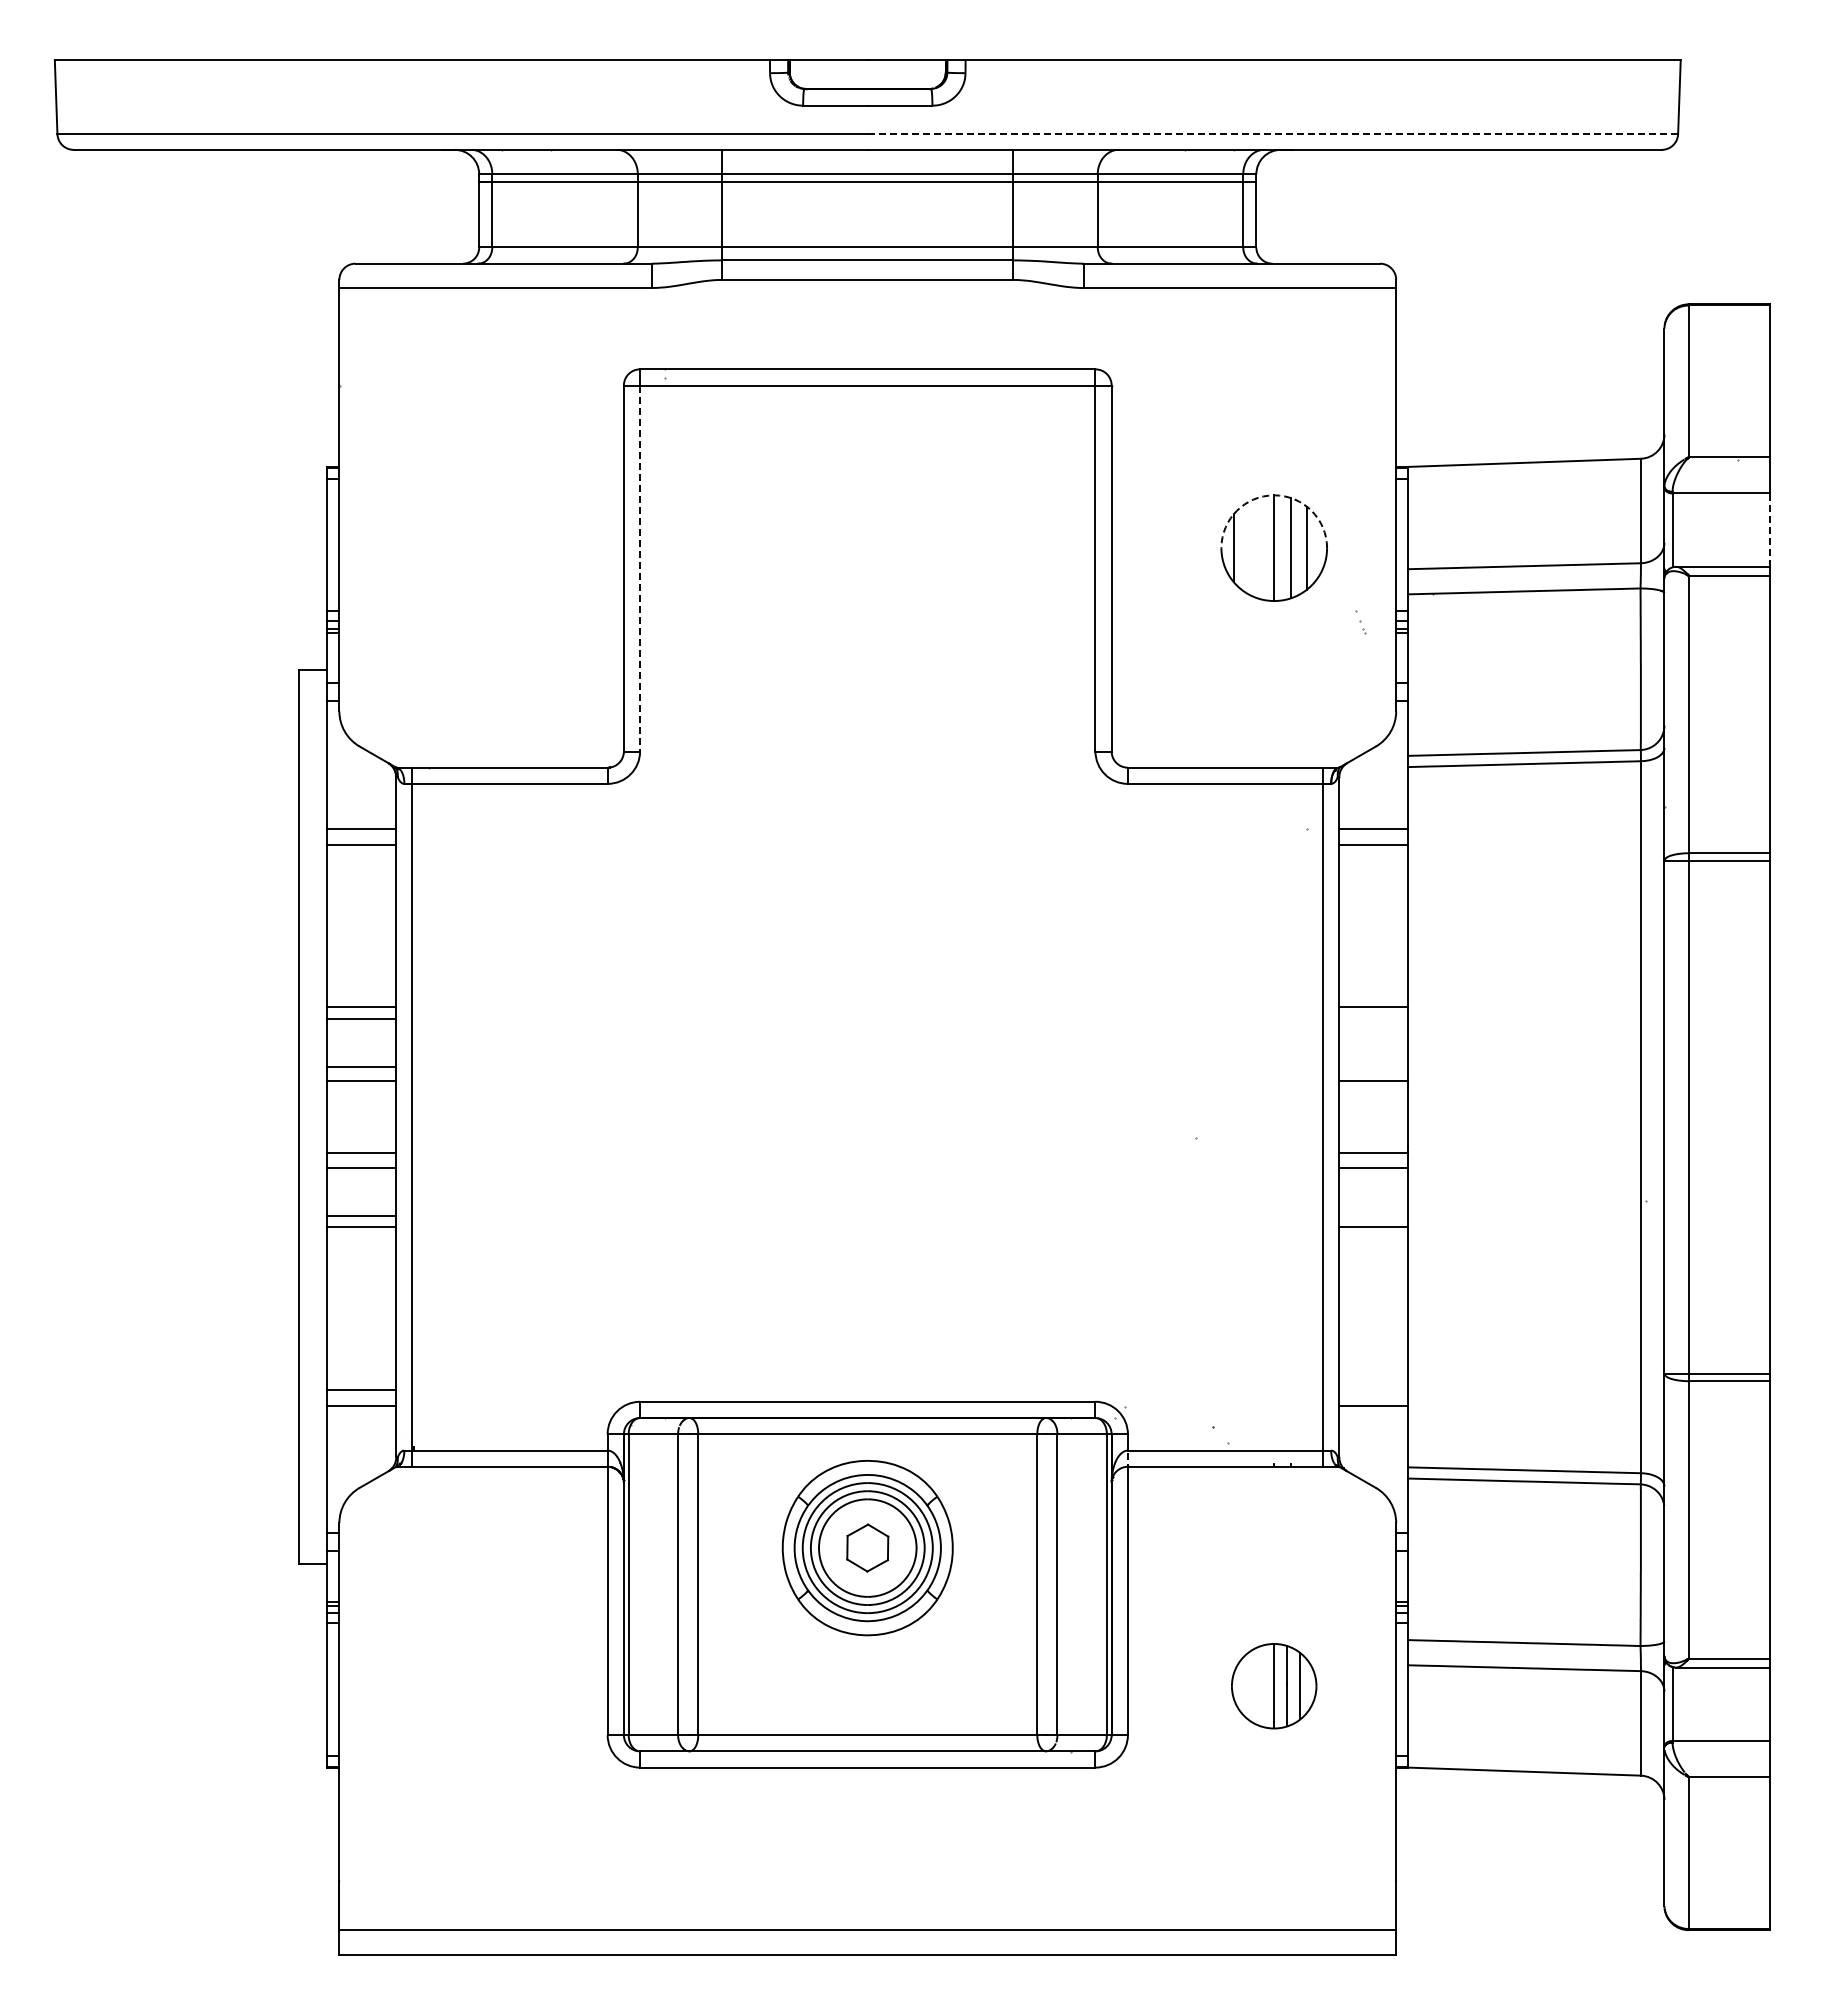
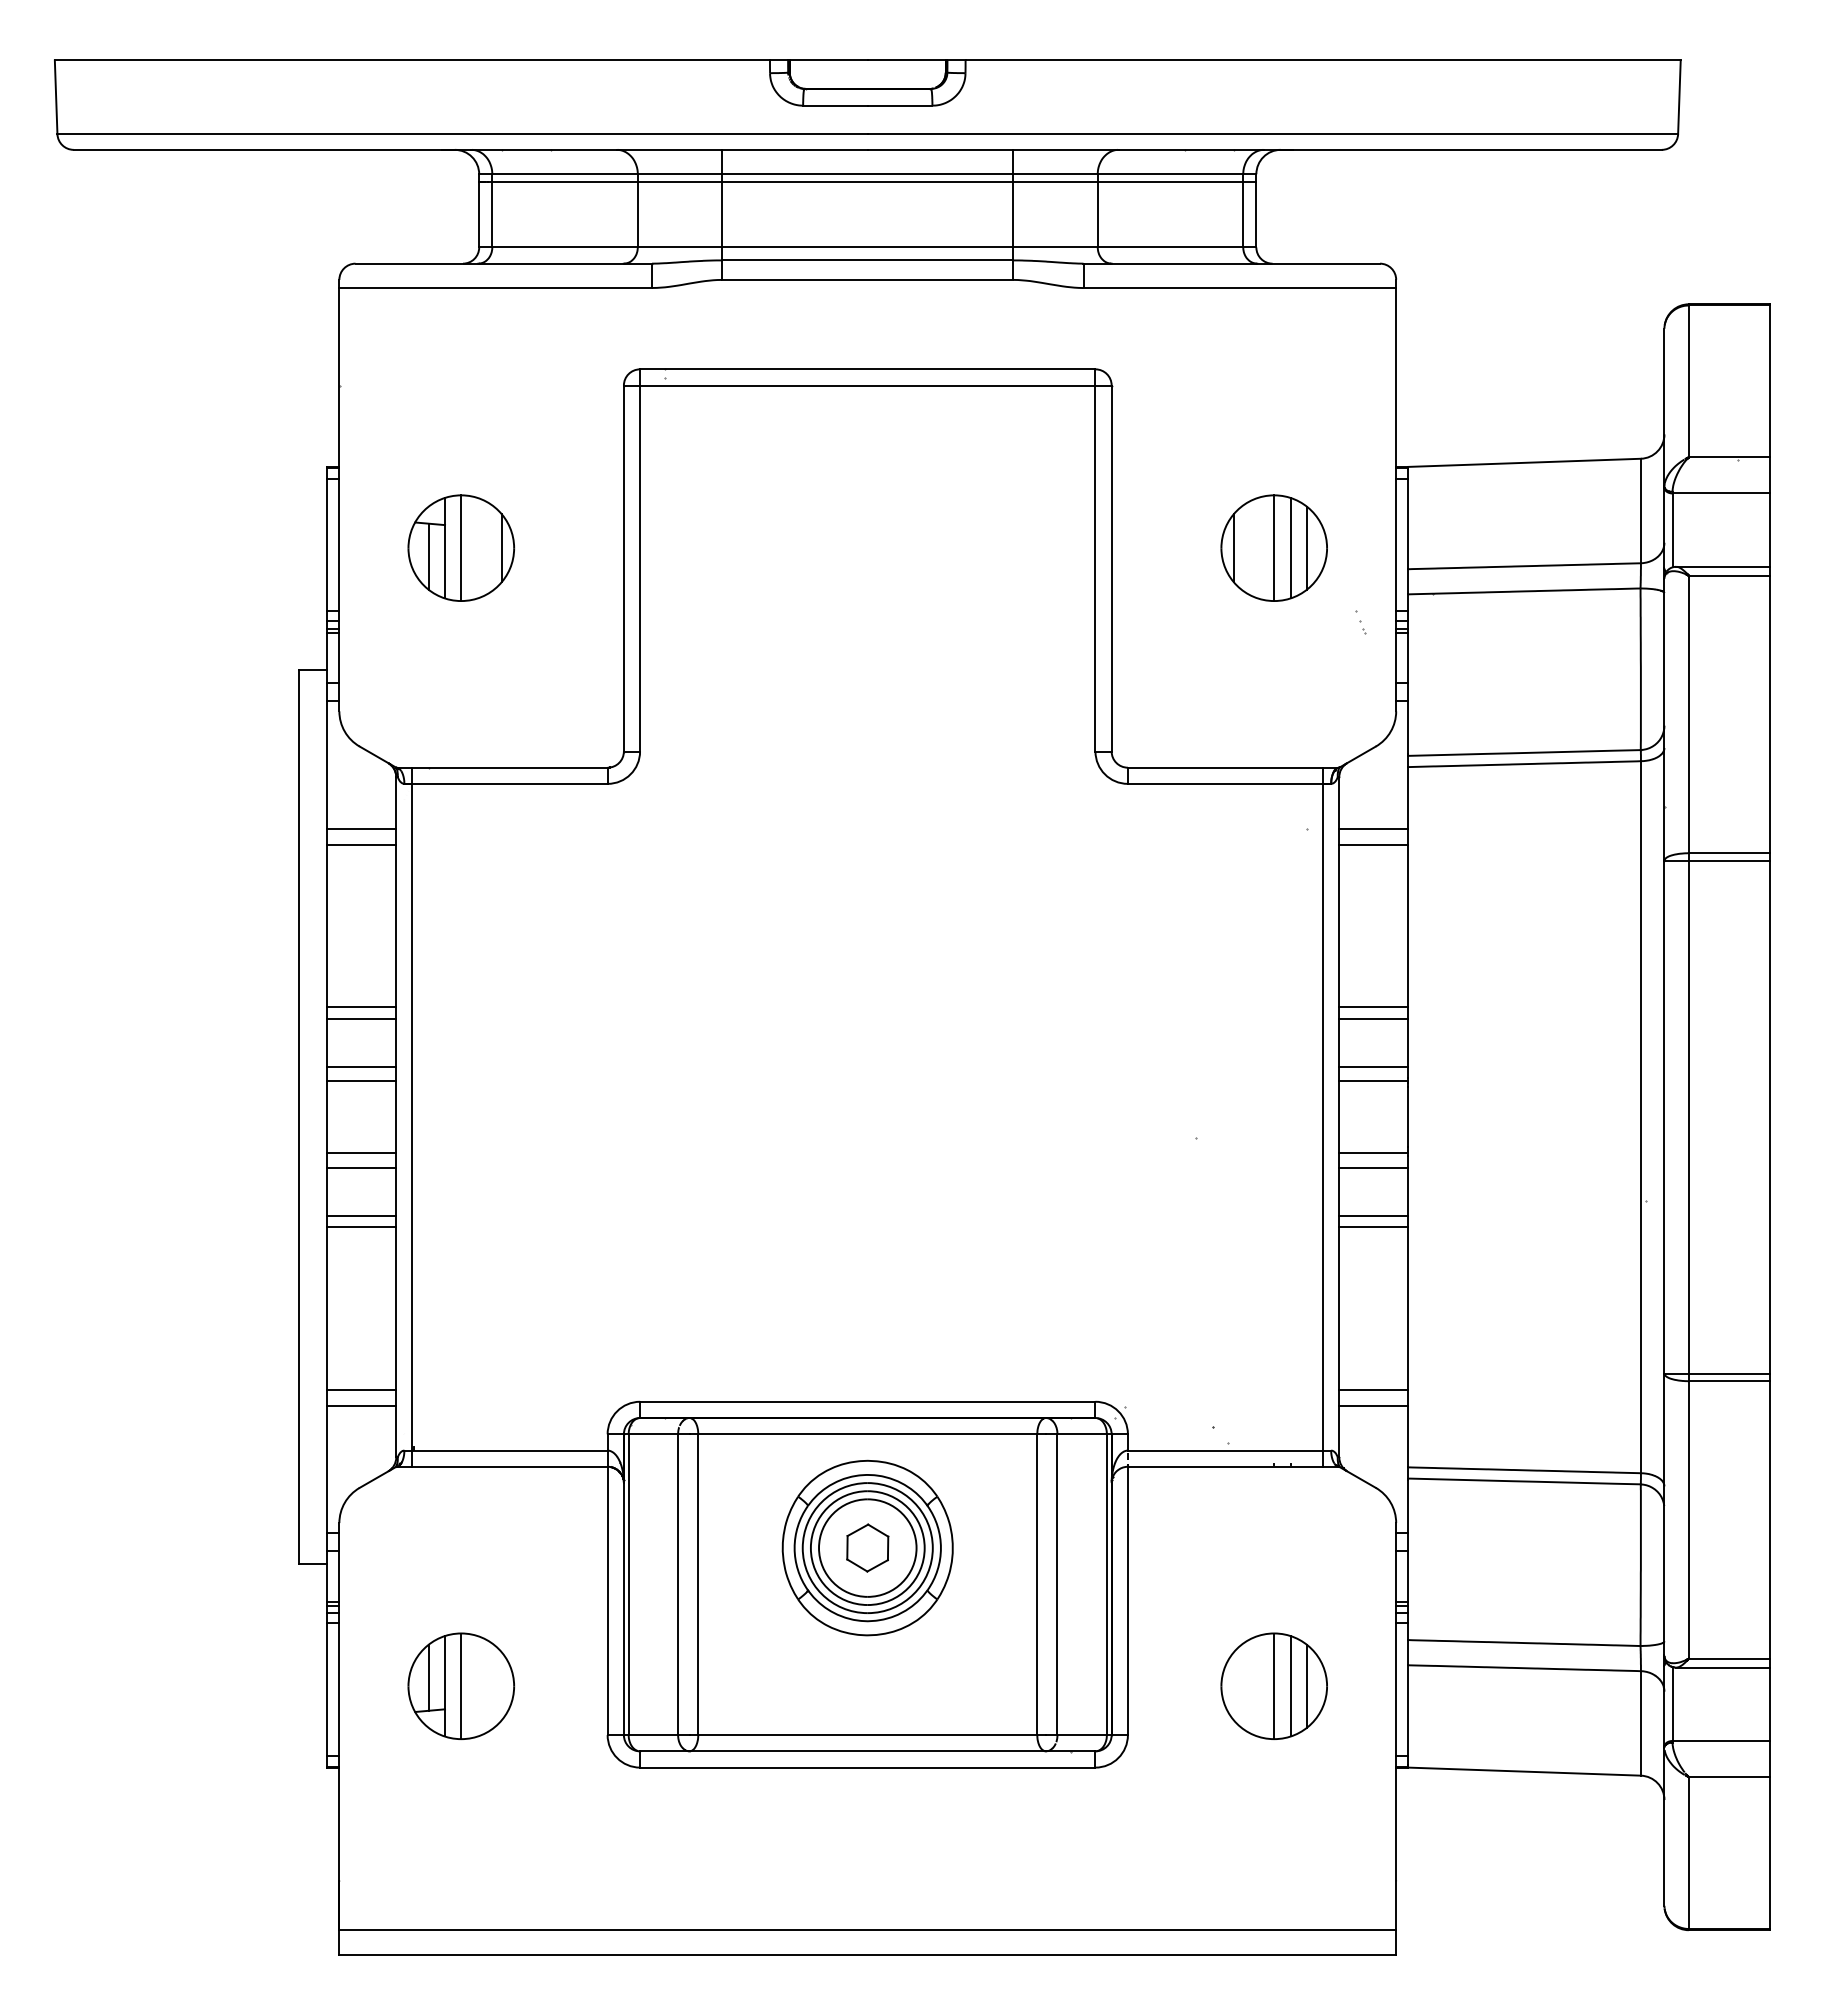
line: dashed -> solid (1273, 134)
arc: dashed -> solid (1274, 495)
line: dashed -> solid (1770, 530)
part: none -> present (460, 547)
line: dashed -> solid (640, 568)
line: none -> present (1373, 1018)
line: none -> present (1373, 1066)
line: none -> present (1373, 1215)
line: none -> present (1373, 1389)
part: none -> present (461, 1685)
part size: 87x87 px -> 108x108 px (1273, 1685)
